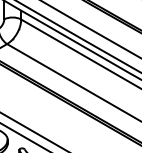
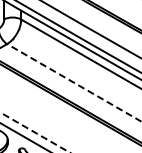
line: solid -> dashed (74, 82)
line: solid -> dashed (35, 132)
